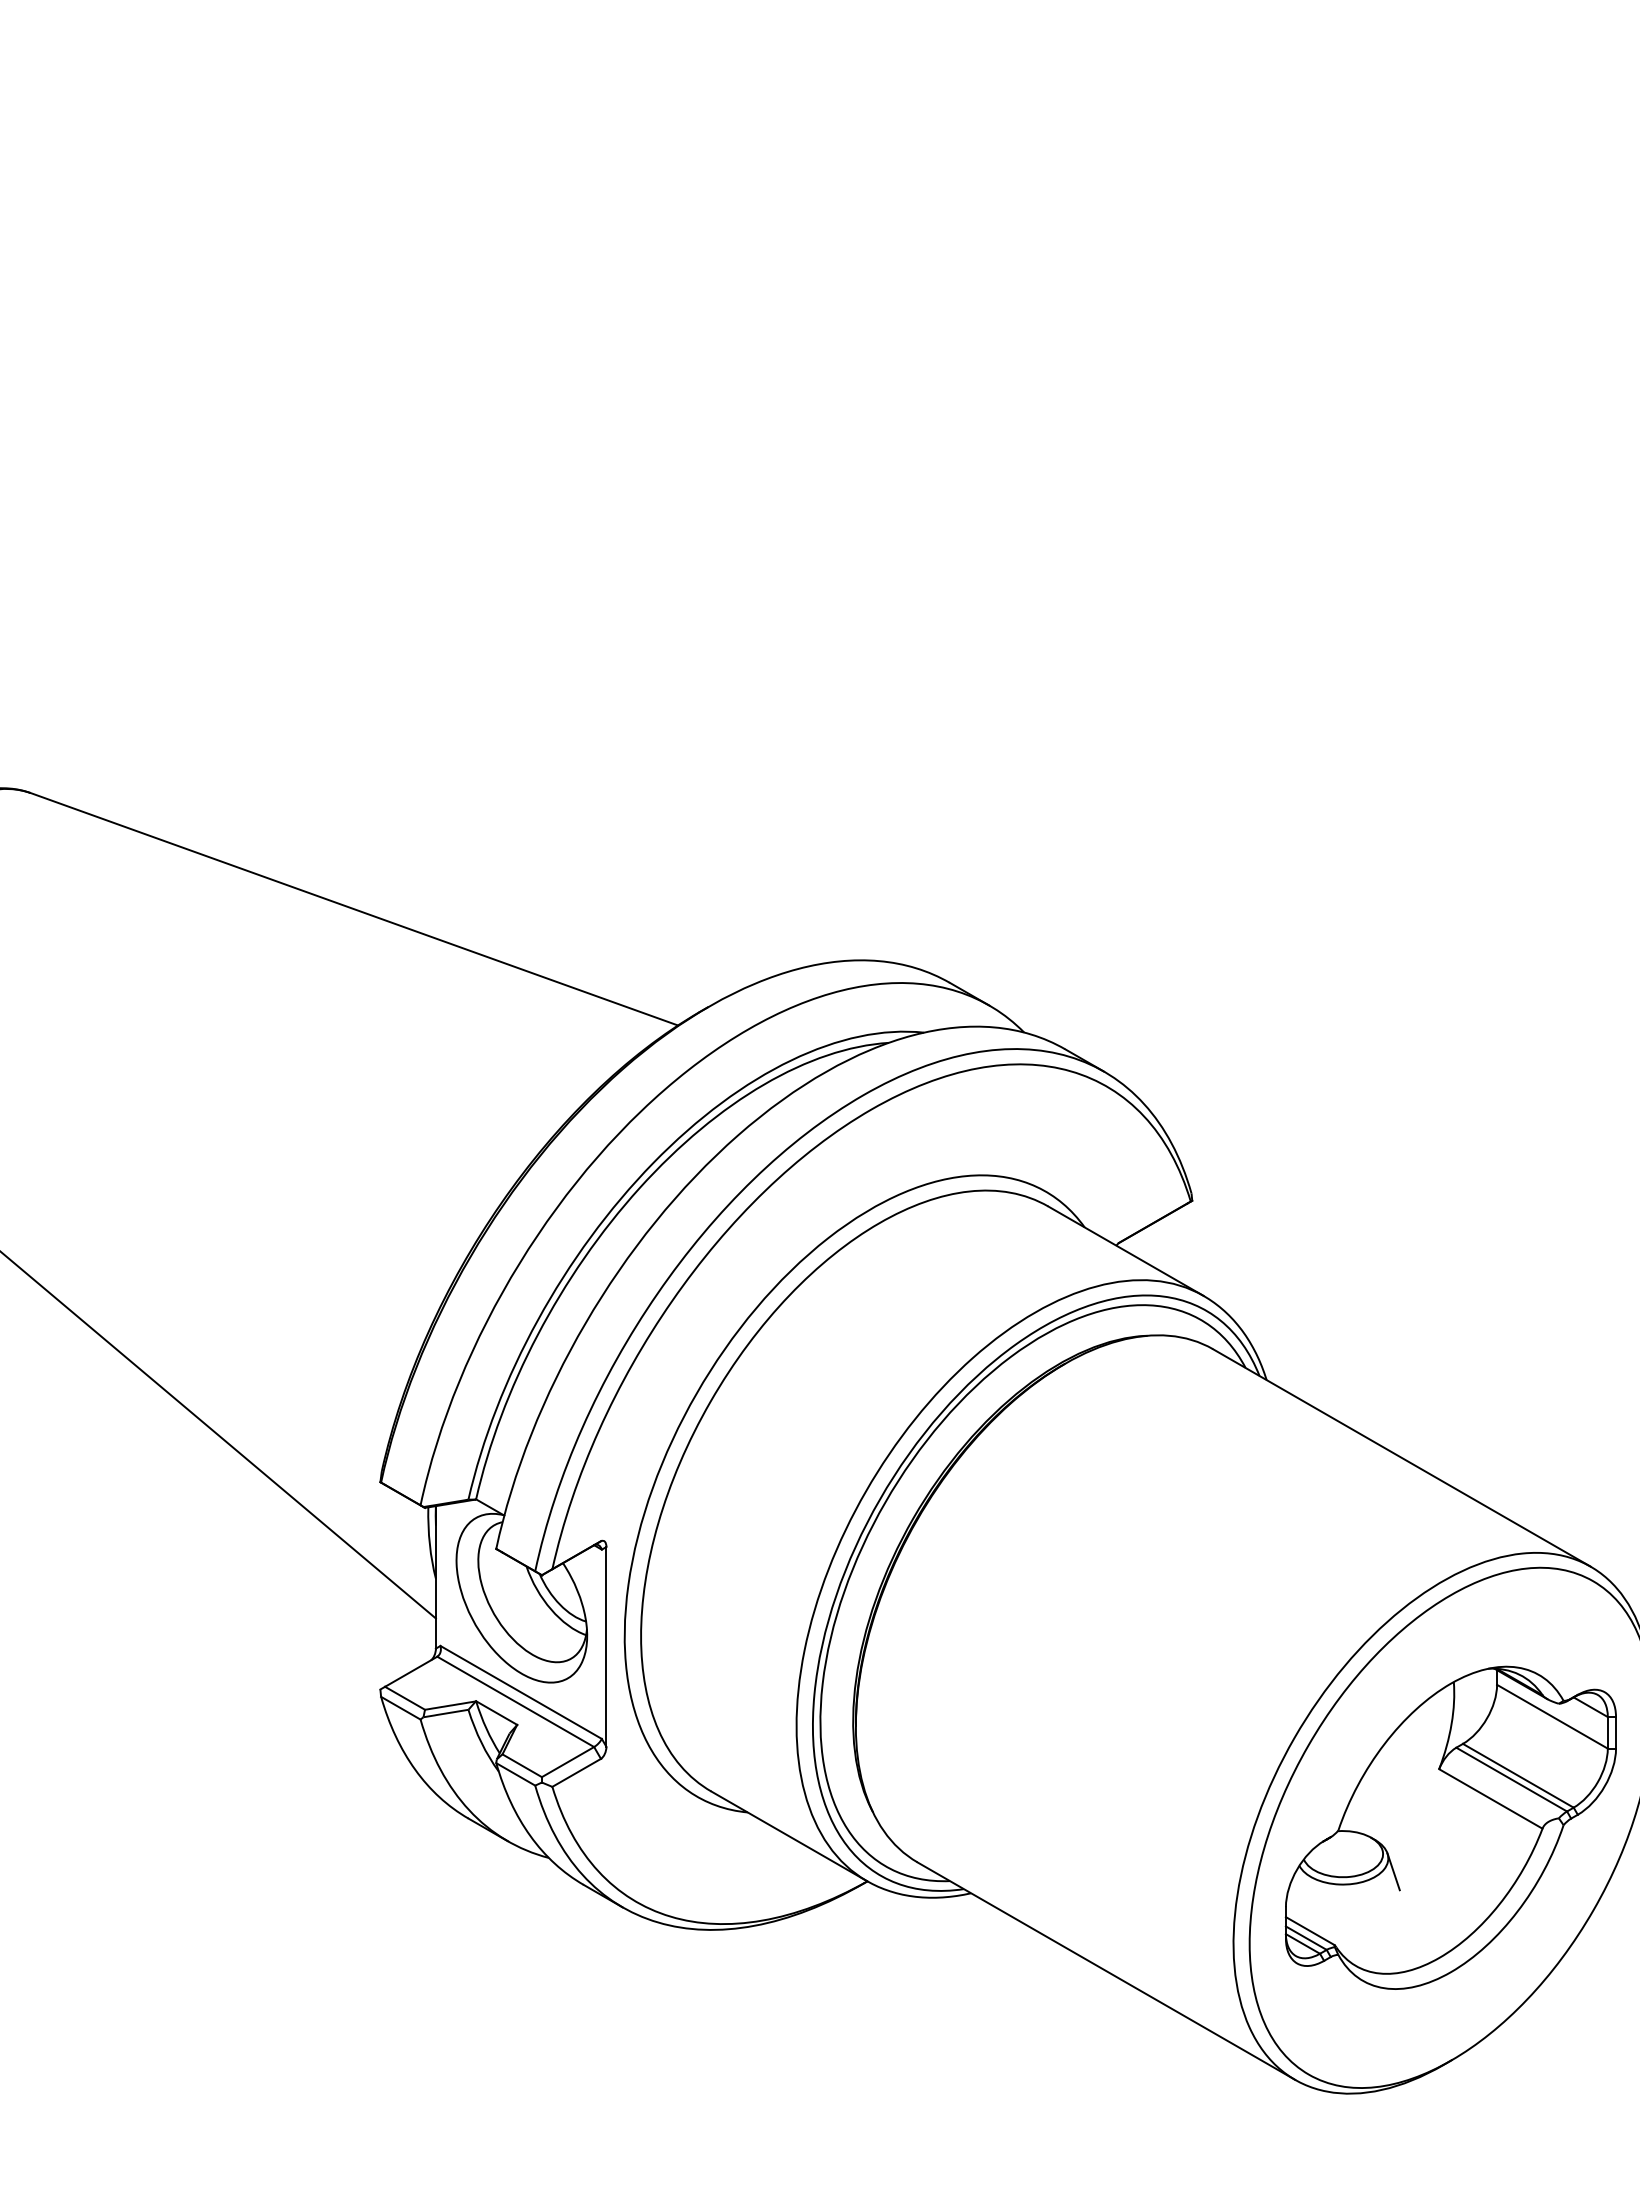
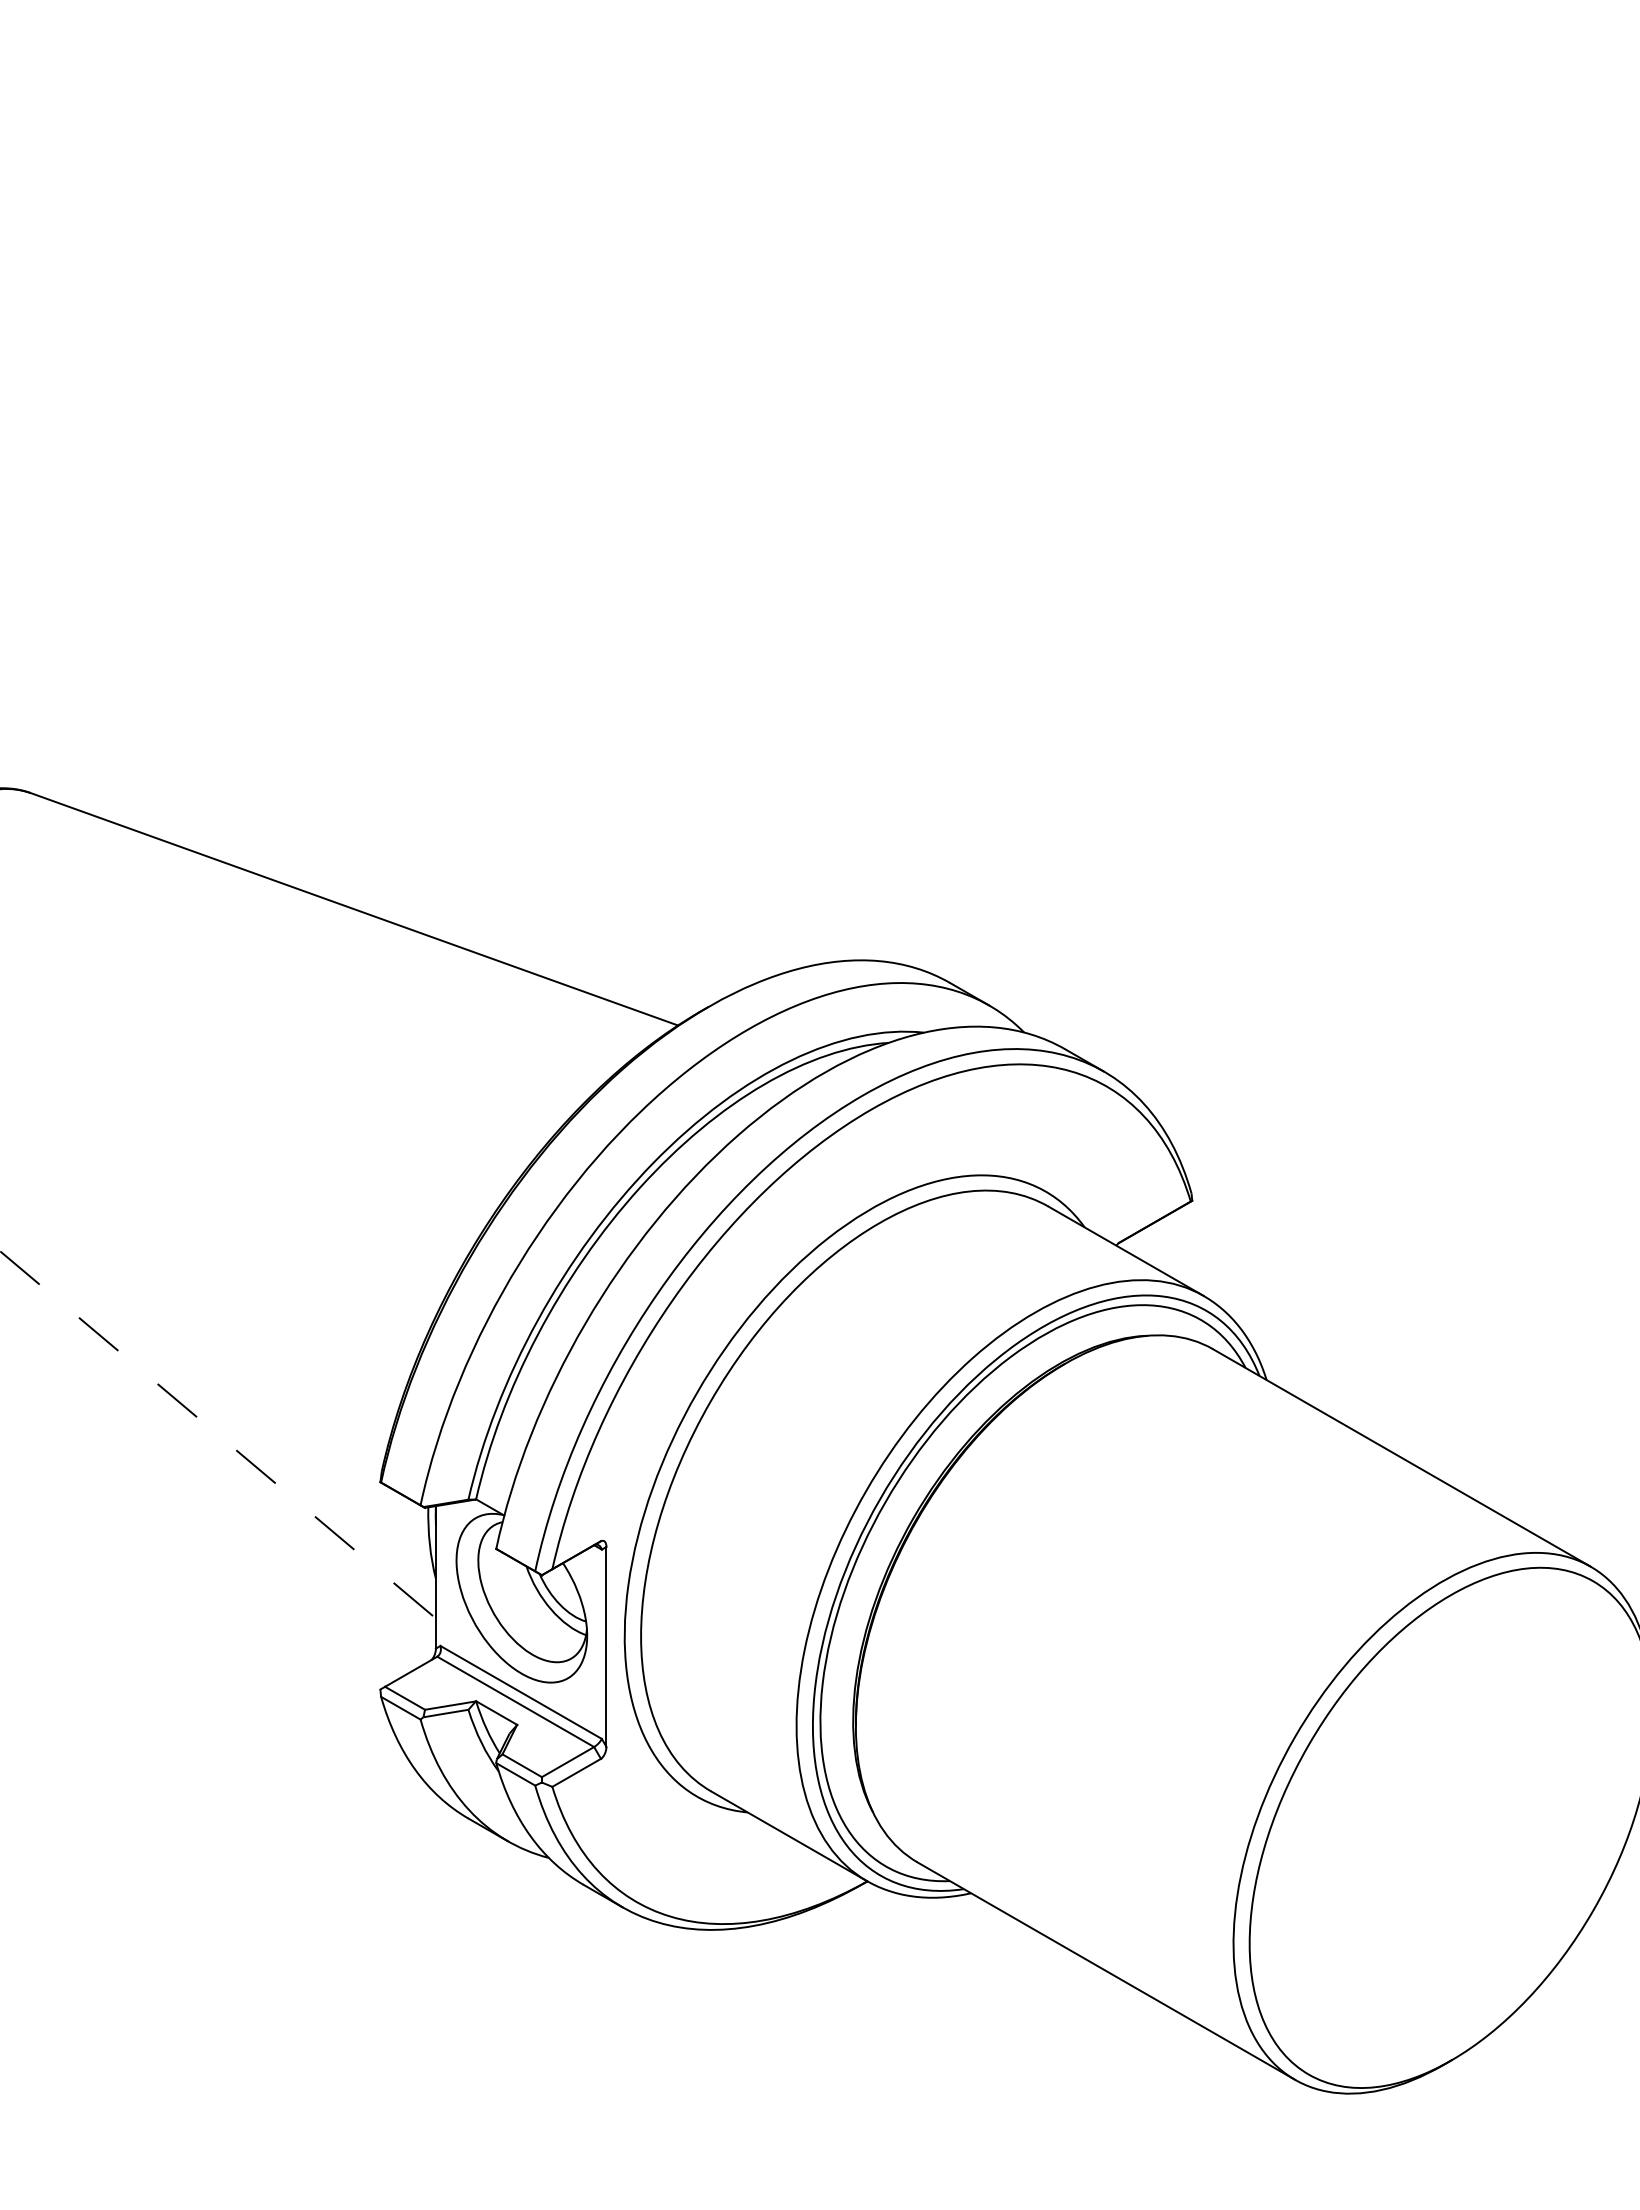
line: solid -> dashed (218, 1434)
part: present -> none (1450, 1827)
